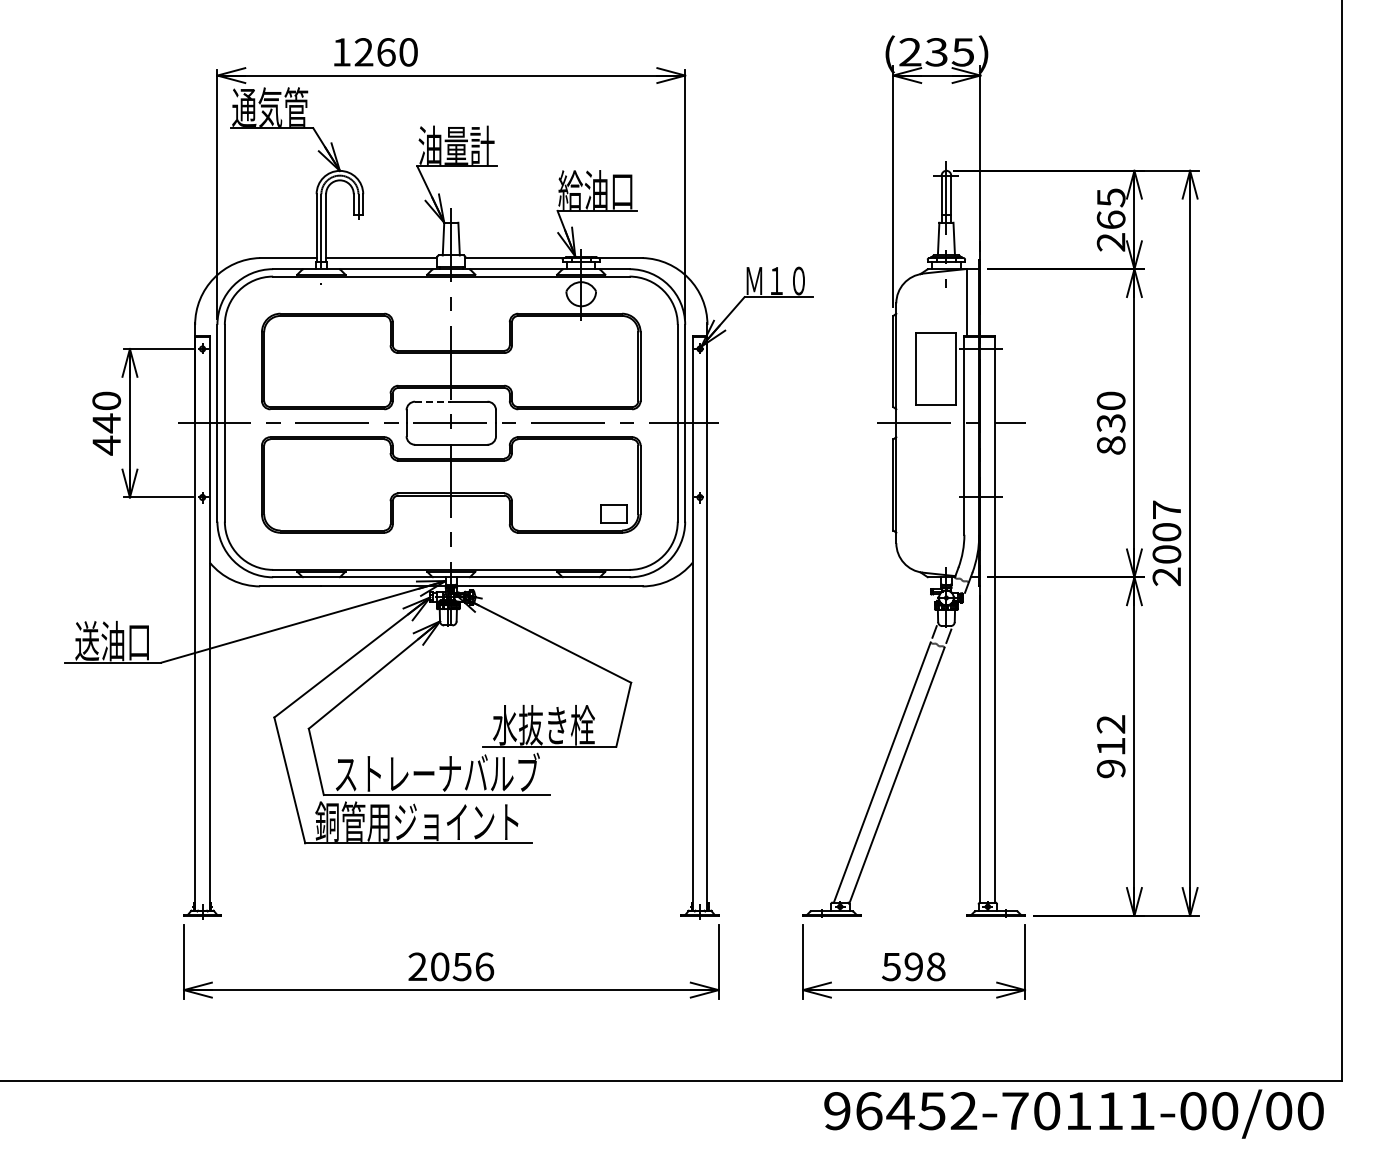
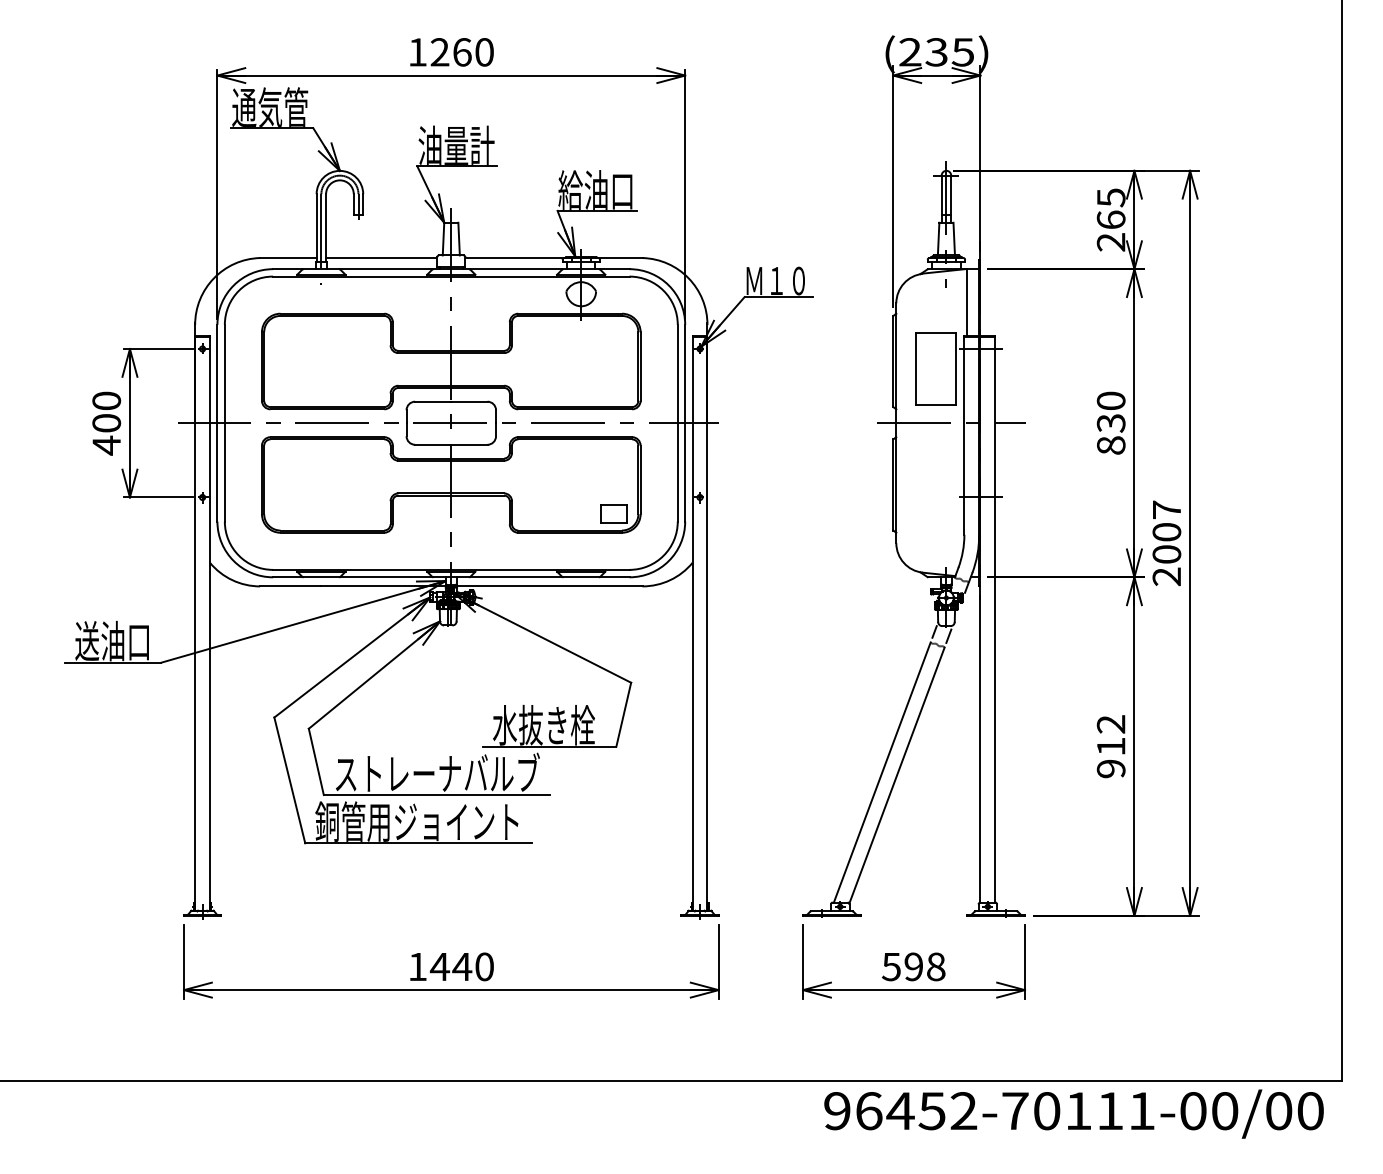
text position: (375, 52) -> (451, 52) (451, 52)
line: dashed -> solid (433, 401)
text: 440 -> 400 (106, 423)
text: 2056 -> 1440 (451, 966)
